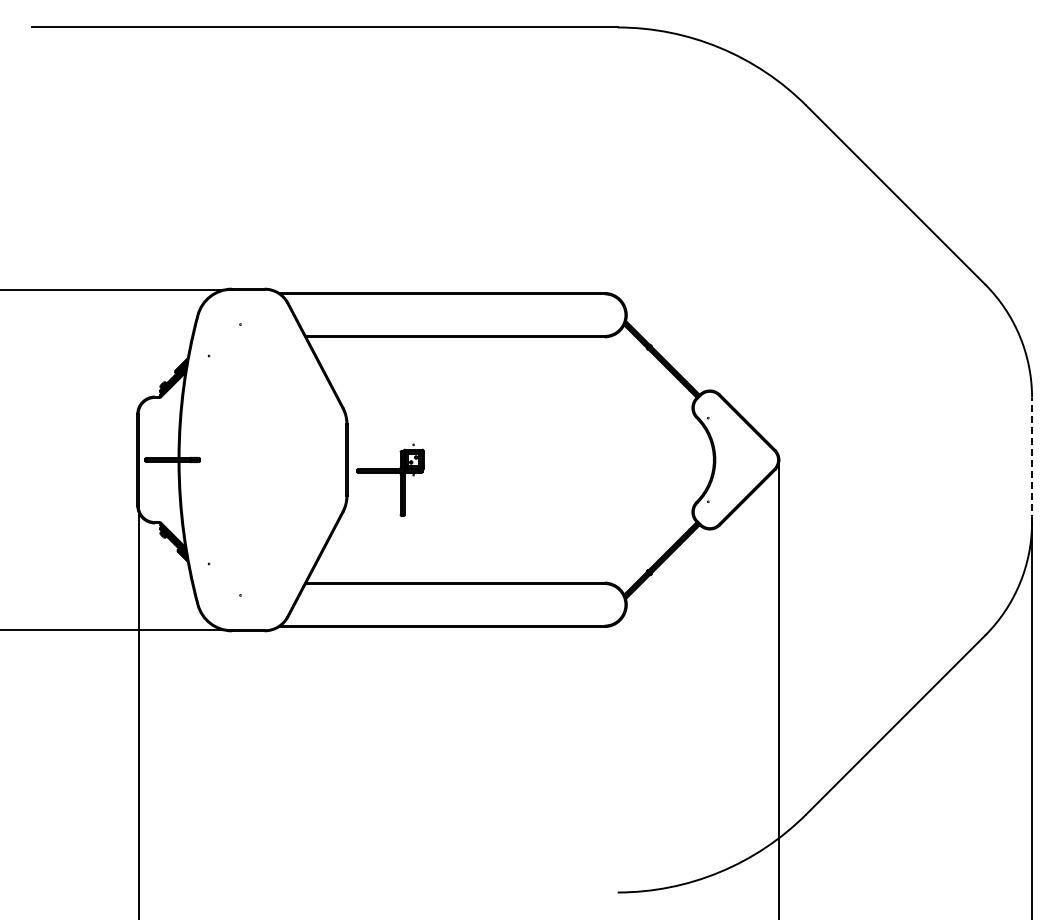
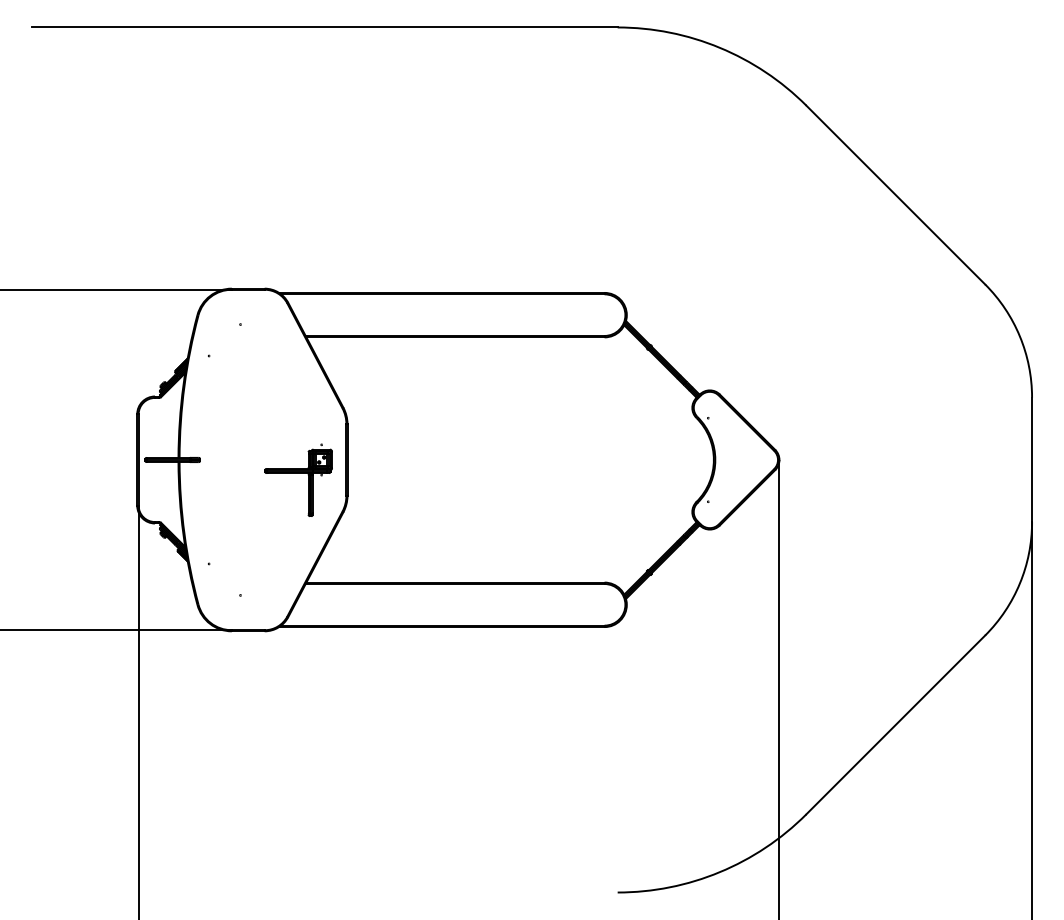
line: dashed -> solid (1032, 459)
part position: (390, 479) -> (298, 479) (298, 479)
